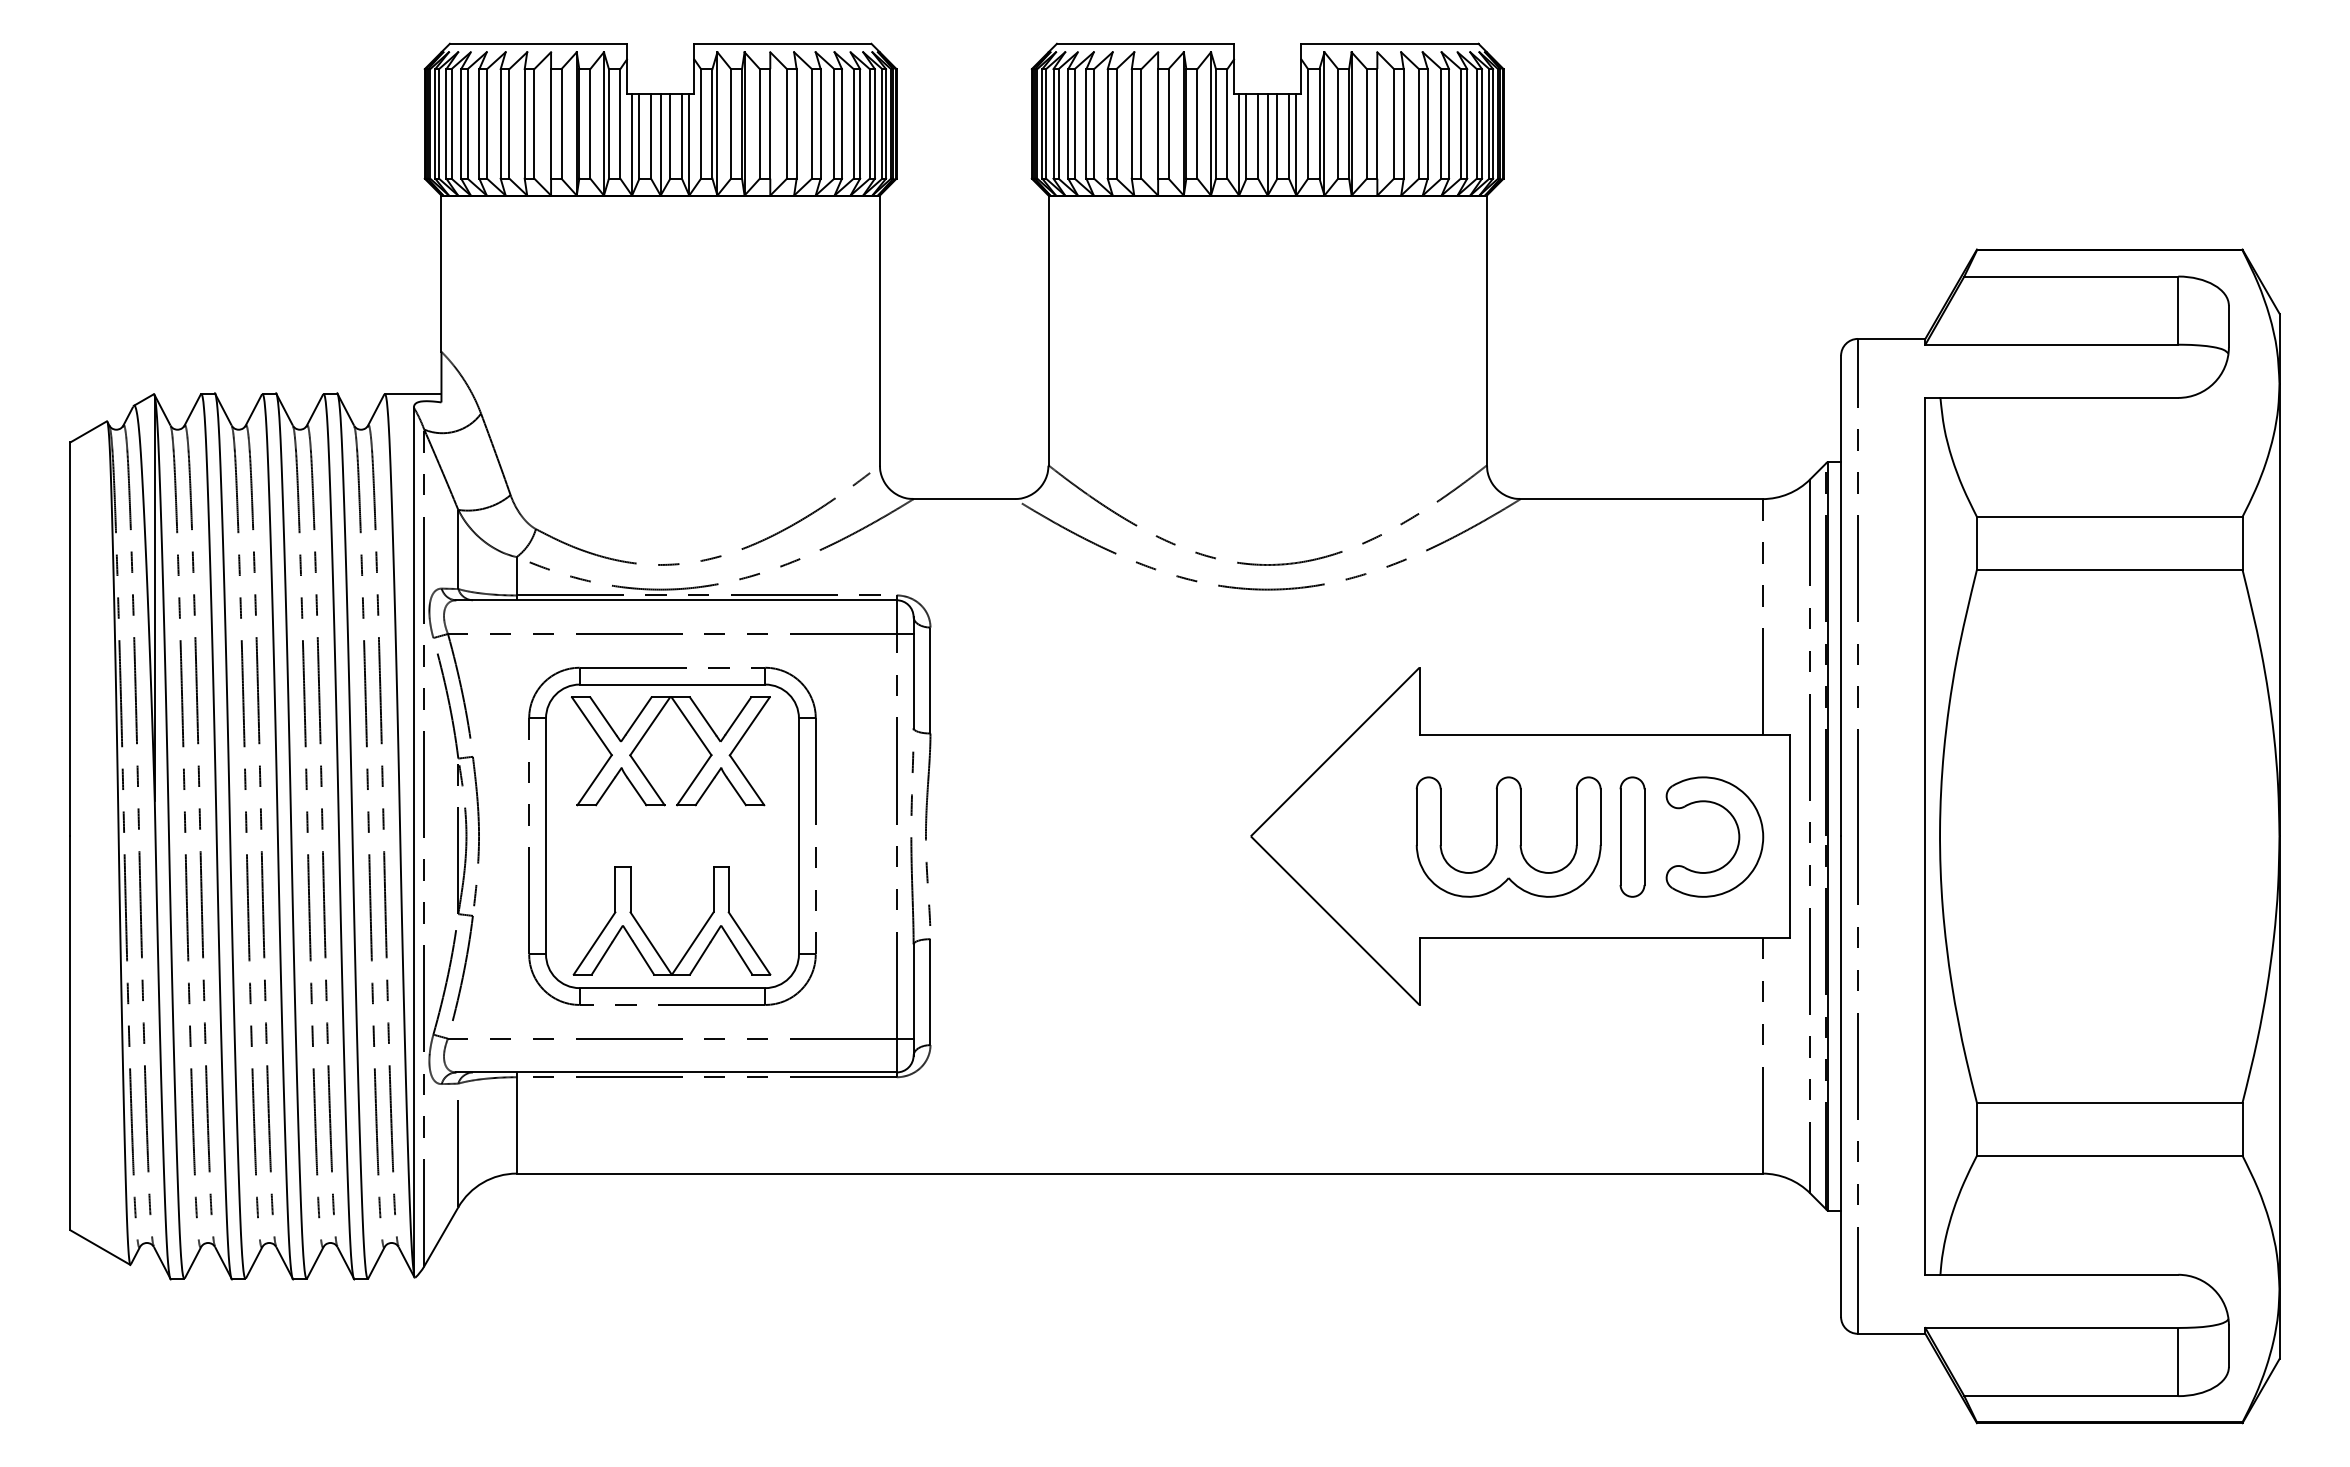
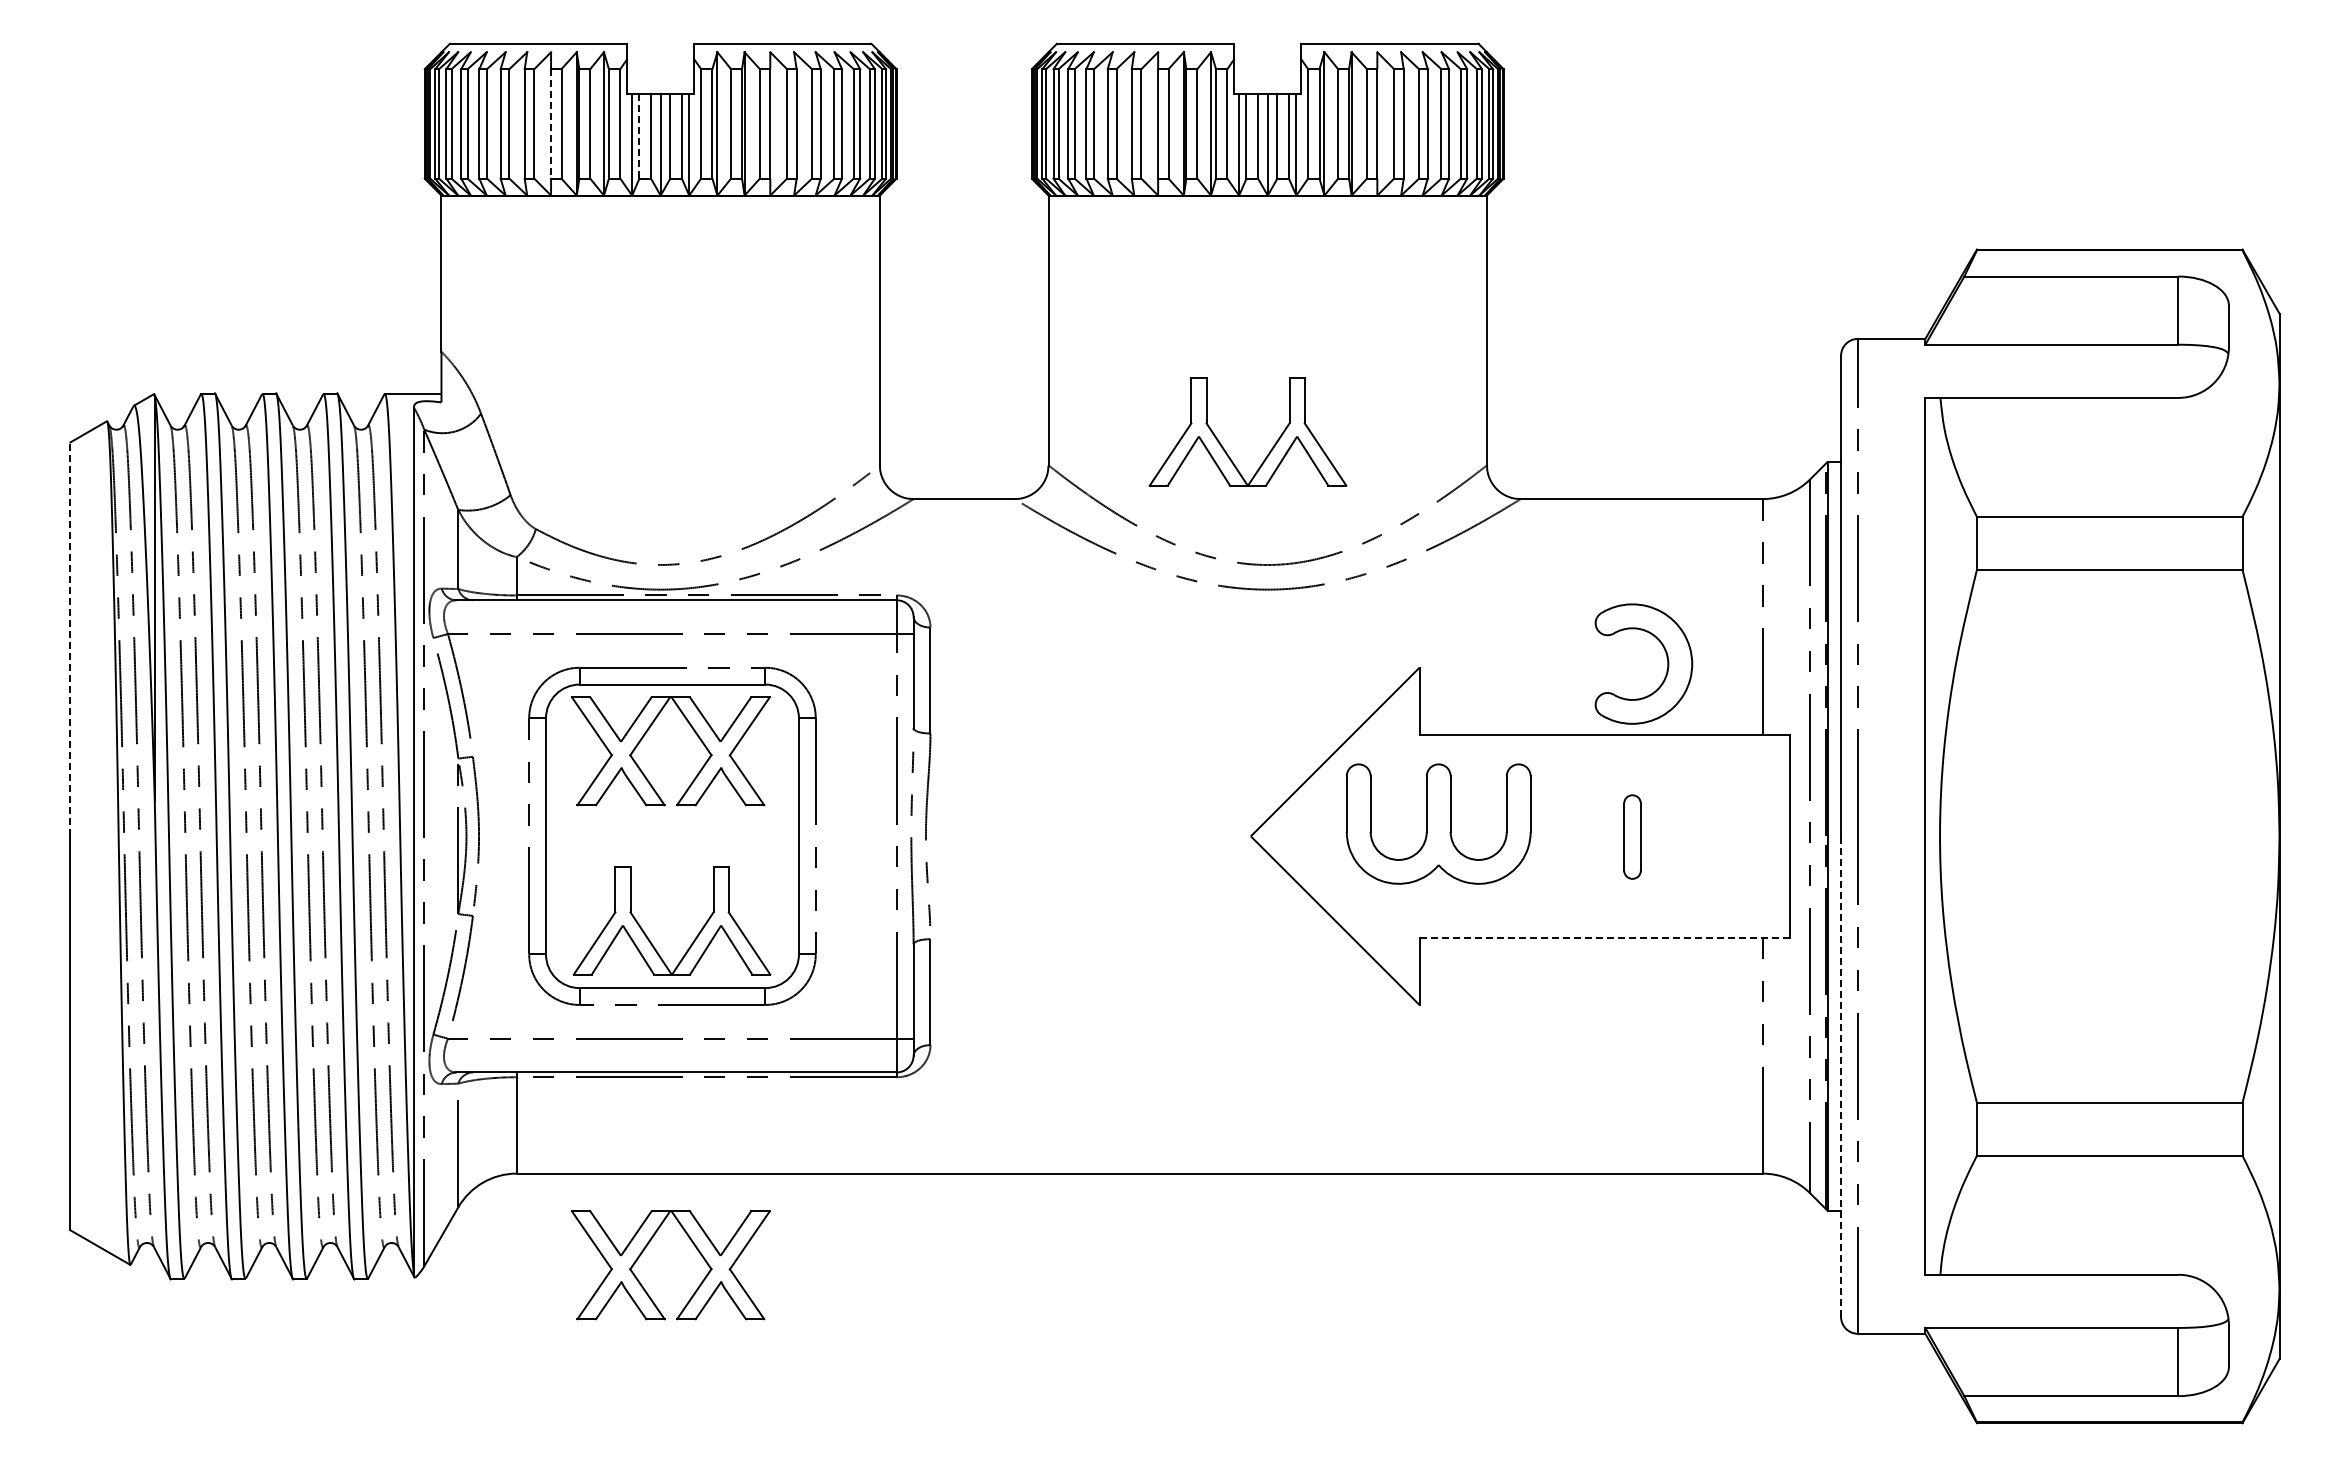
line: solid -> dashed (551, 123)
line: solid -> dashed (639, 137)
part: none -> present (1224, 448)
line: solid -> dashed (70, 639)
part position: (1737, 831) -> (1666, 658) (1666, 658)
part position: (1508, 836) -> (1438, 823) (1438, 823)
part size: 27x122 px -> 19x86 px (1632, 836)
line: solid -> dashed (1604, 937)
line: solid -> dashed (1841, 1076)
part: none -> present (645, 1249)
